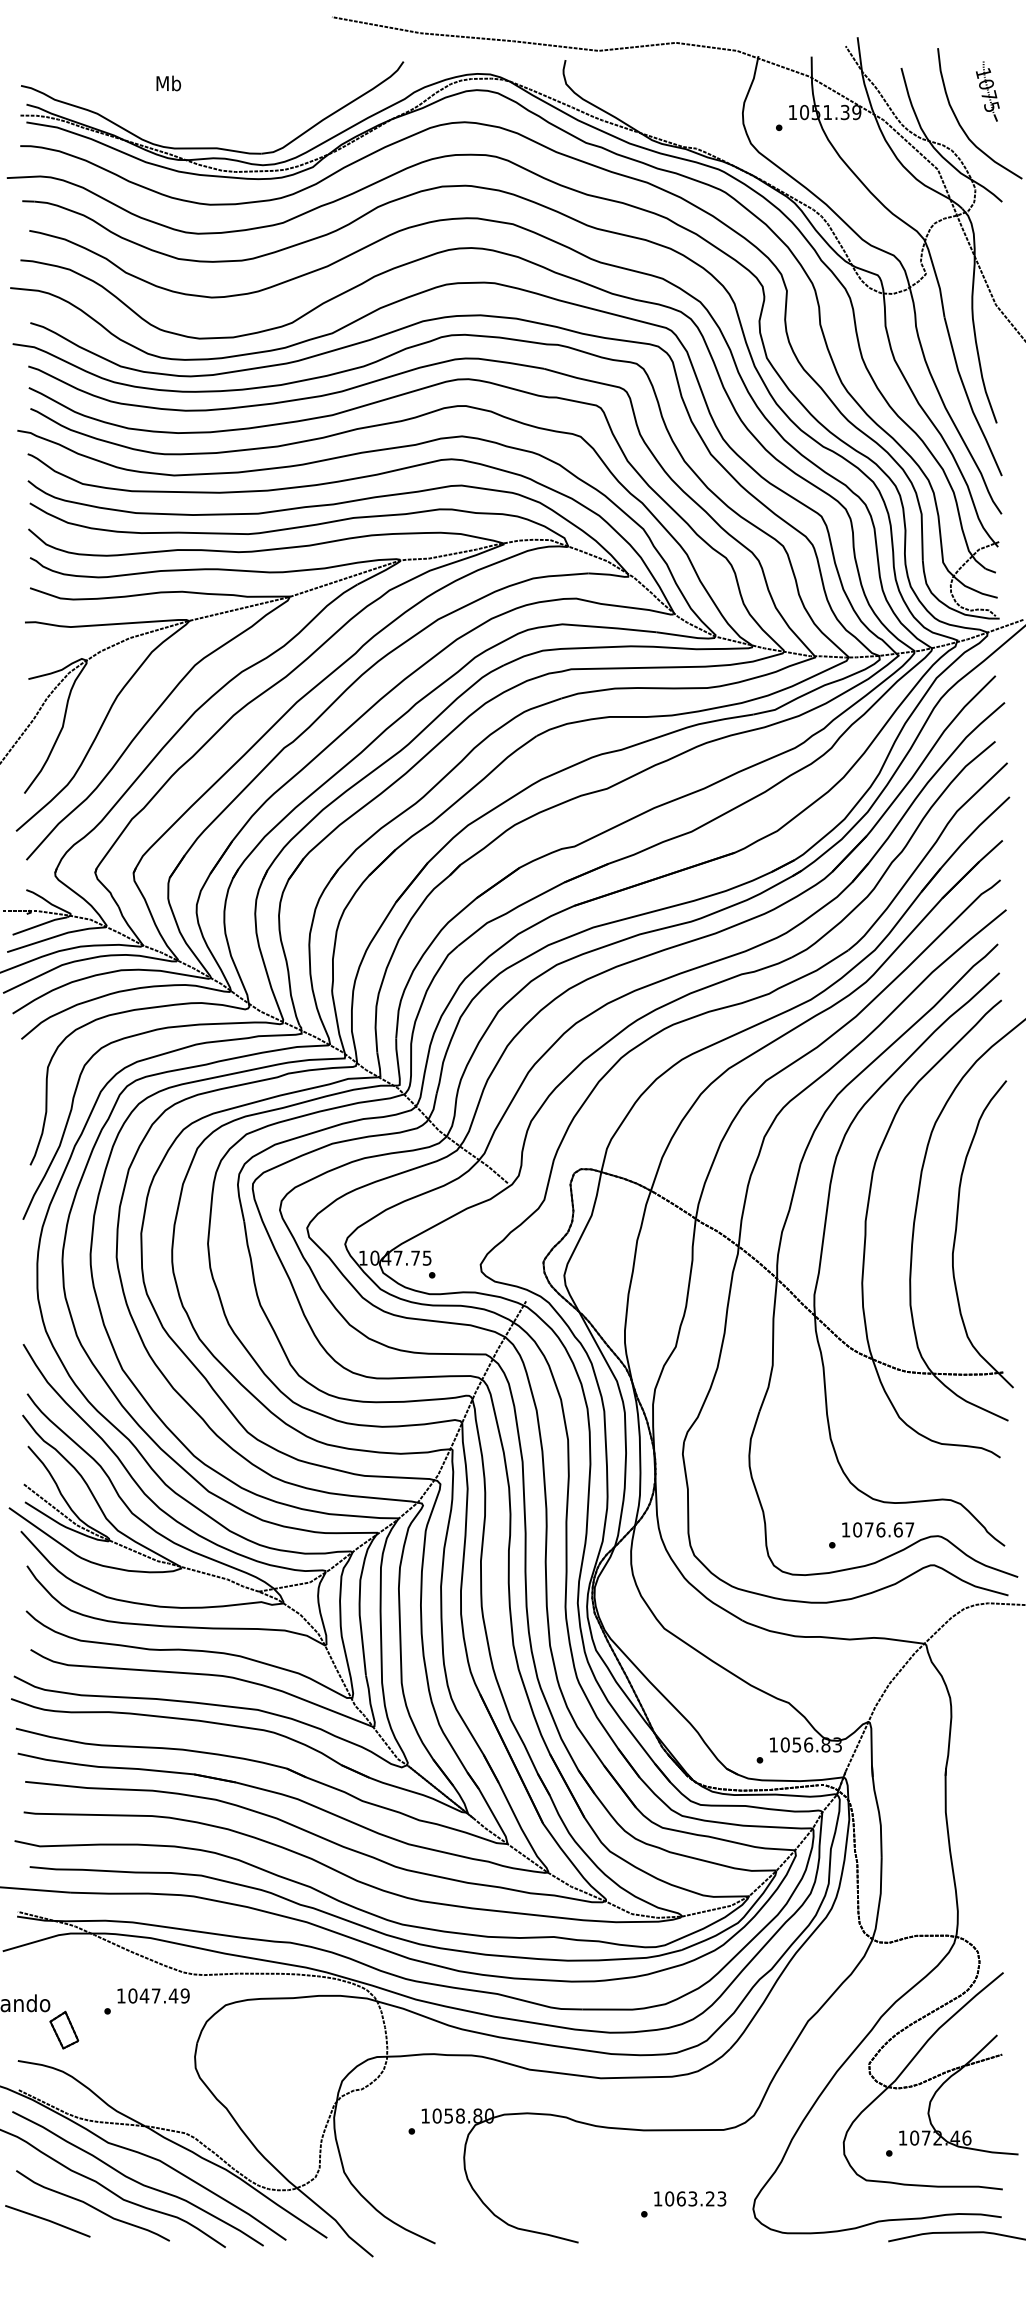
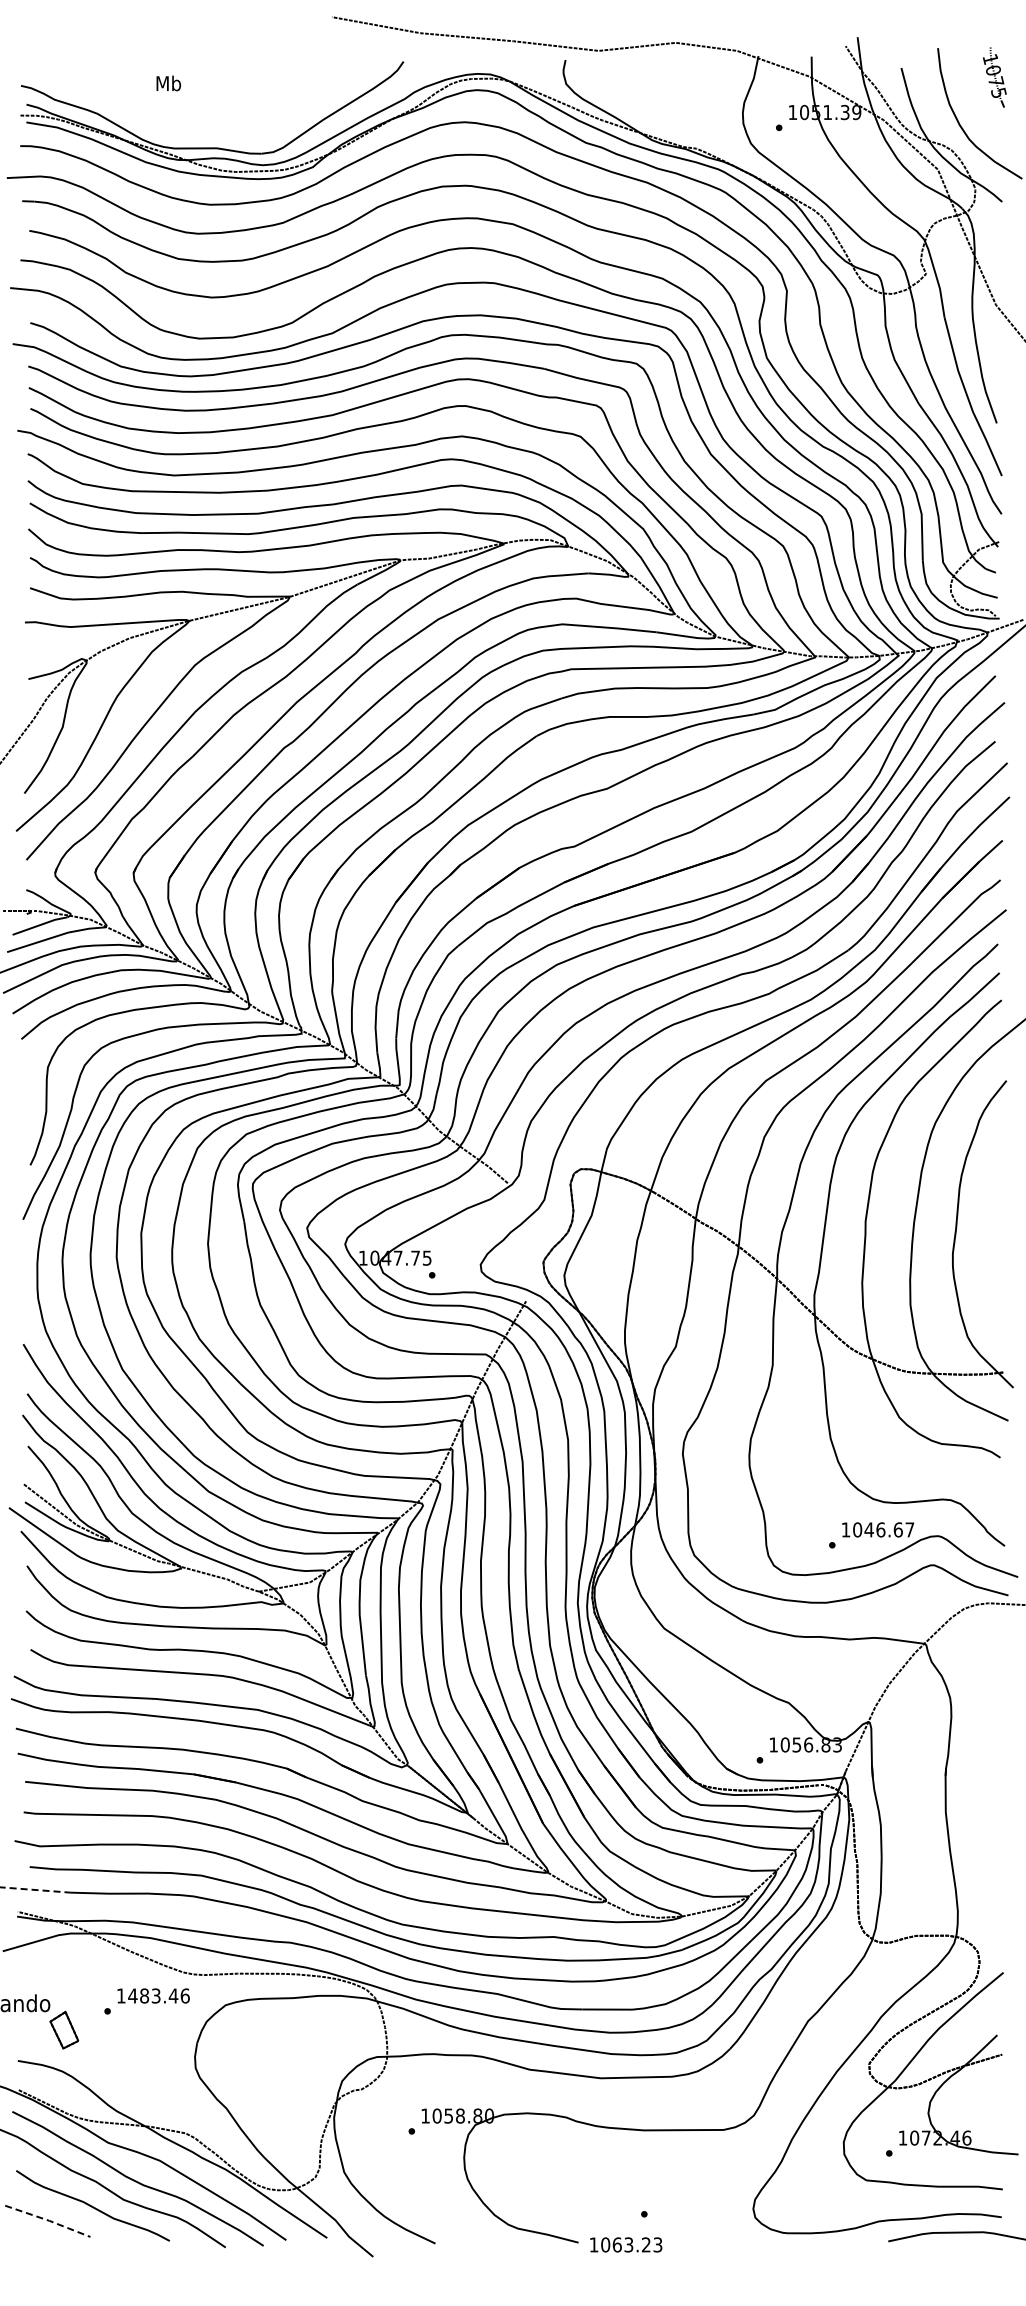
part position: (987, 91) -> (994, 77) (994, 77)
text: 1076.67 -> 1046.67 (868, 1529)
line: solid -> dashed (36, 1890)
text: 1047.49 -> 1483.46 (158, 1995)
text position: (690, 2198) -> (626, 2244) (626, 2244)
line: solid -> dashed (49, 2220)
